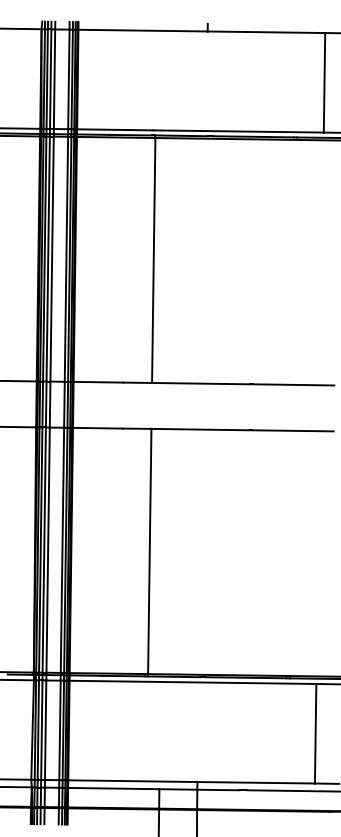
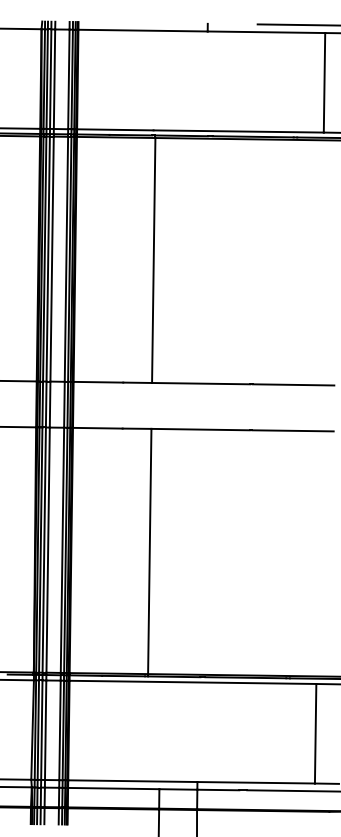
line: none -> present (297, 24)
